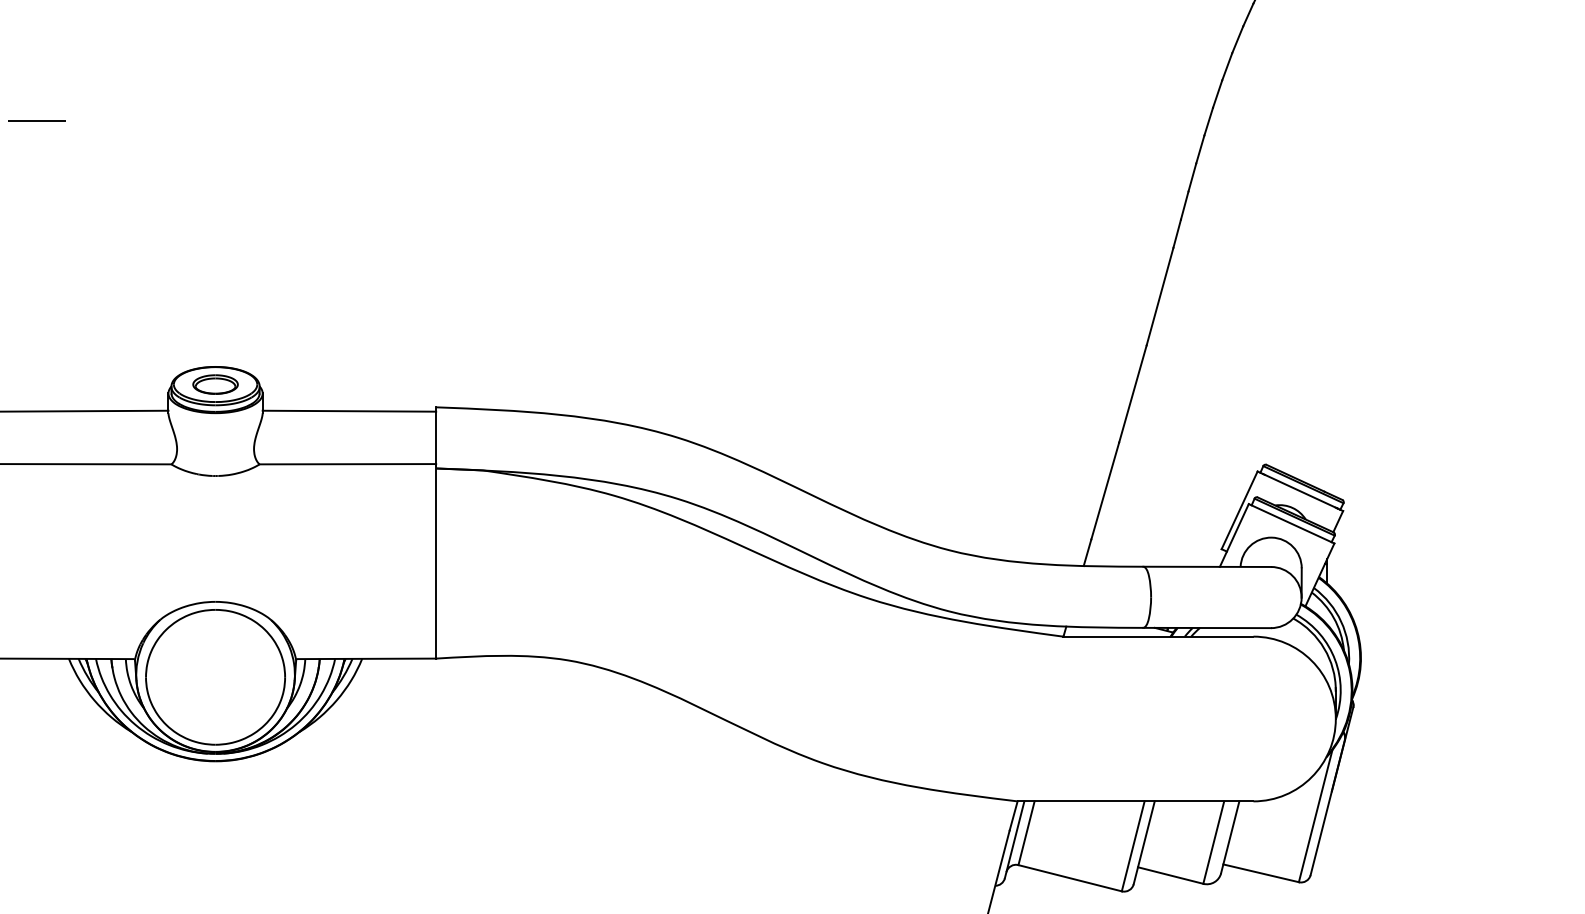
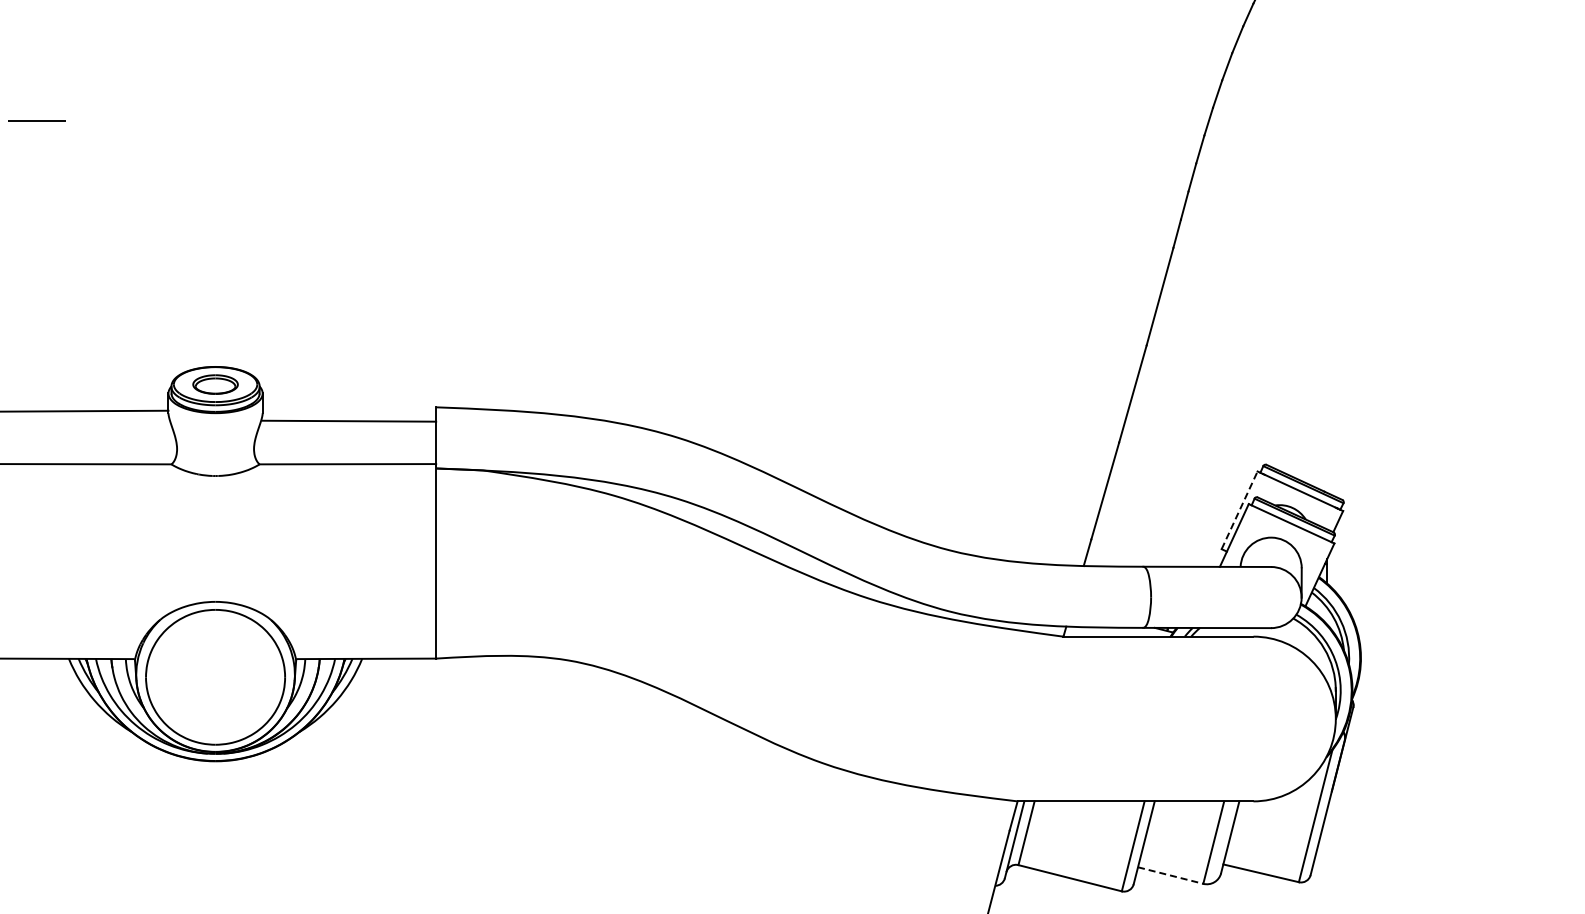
line position: (349, 410) -> (349, 420) (349, 420)
line: solid -> dashed (1239, 510)
line: solid -> dashed (1170, 875)
